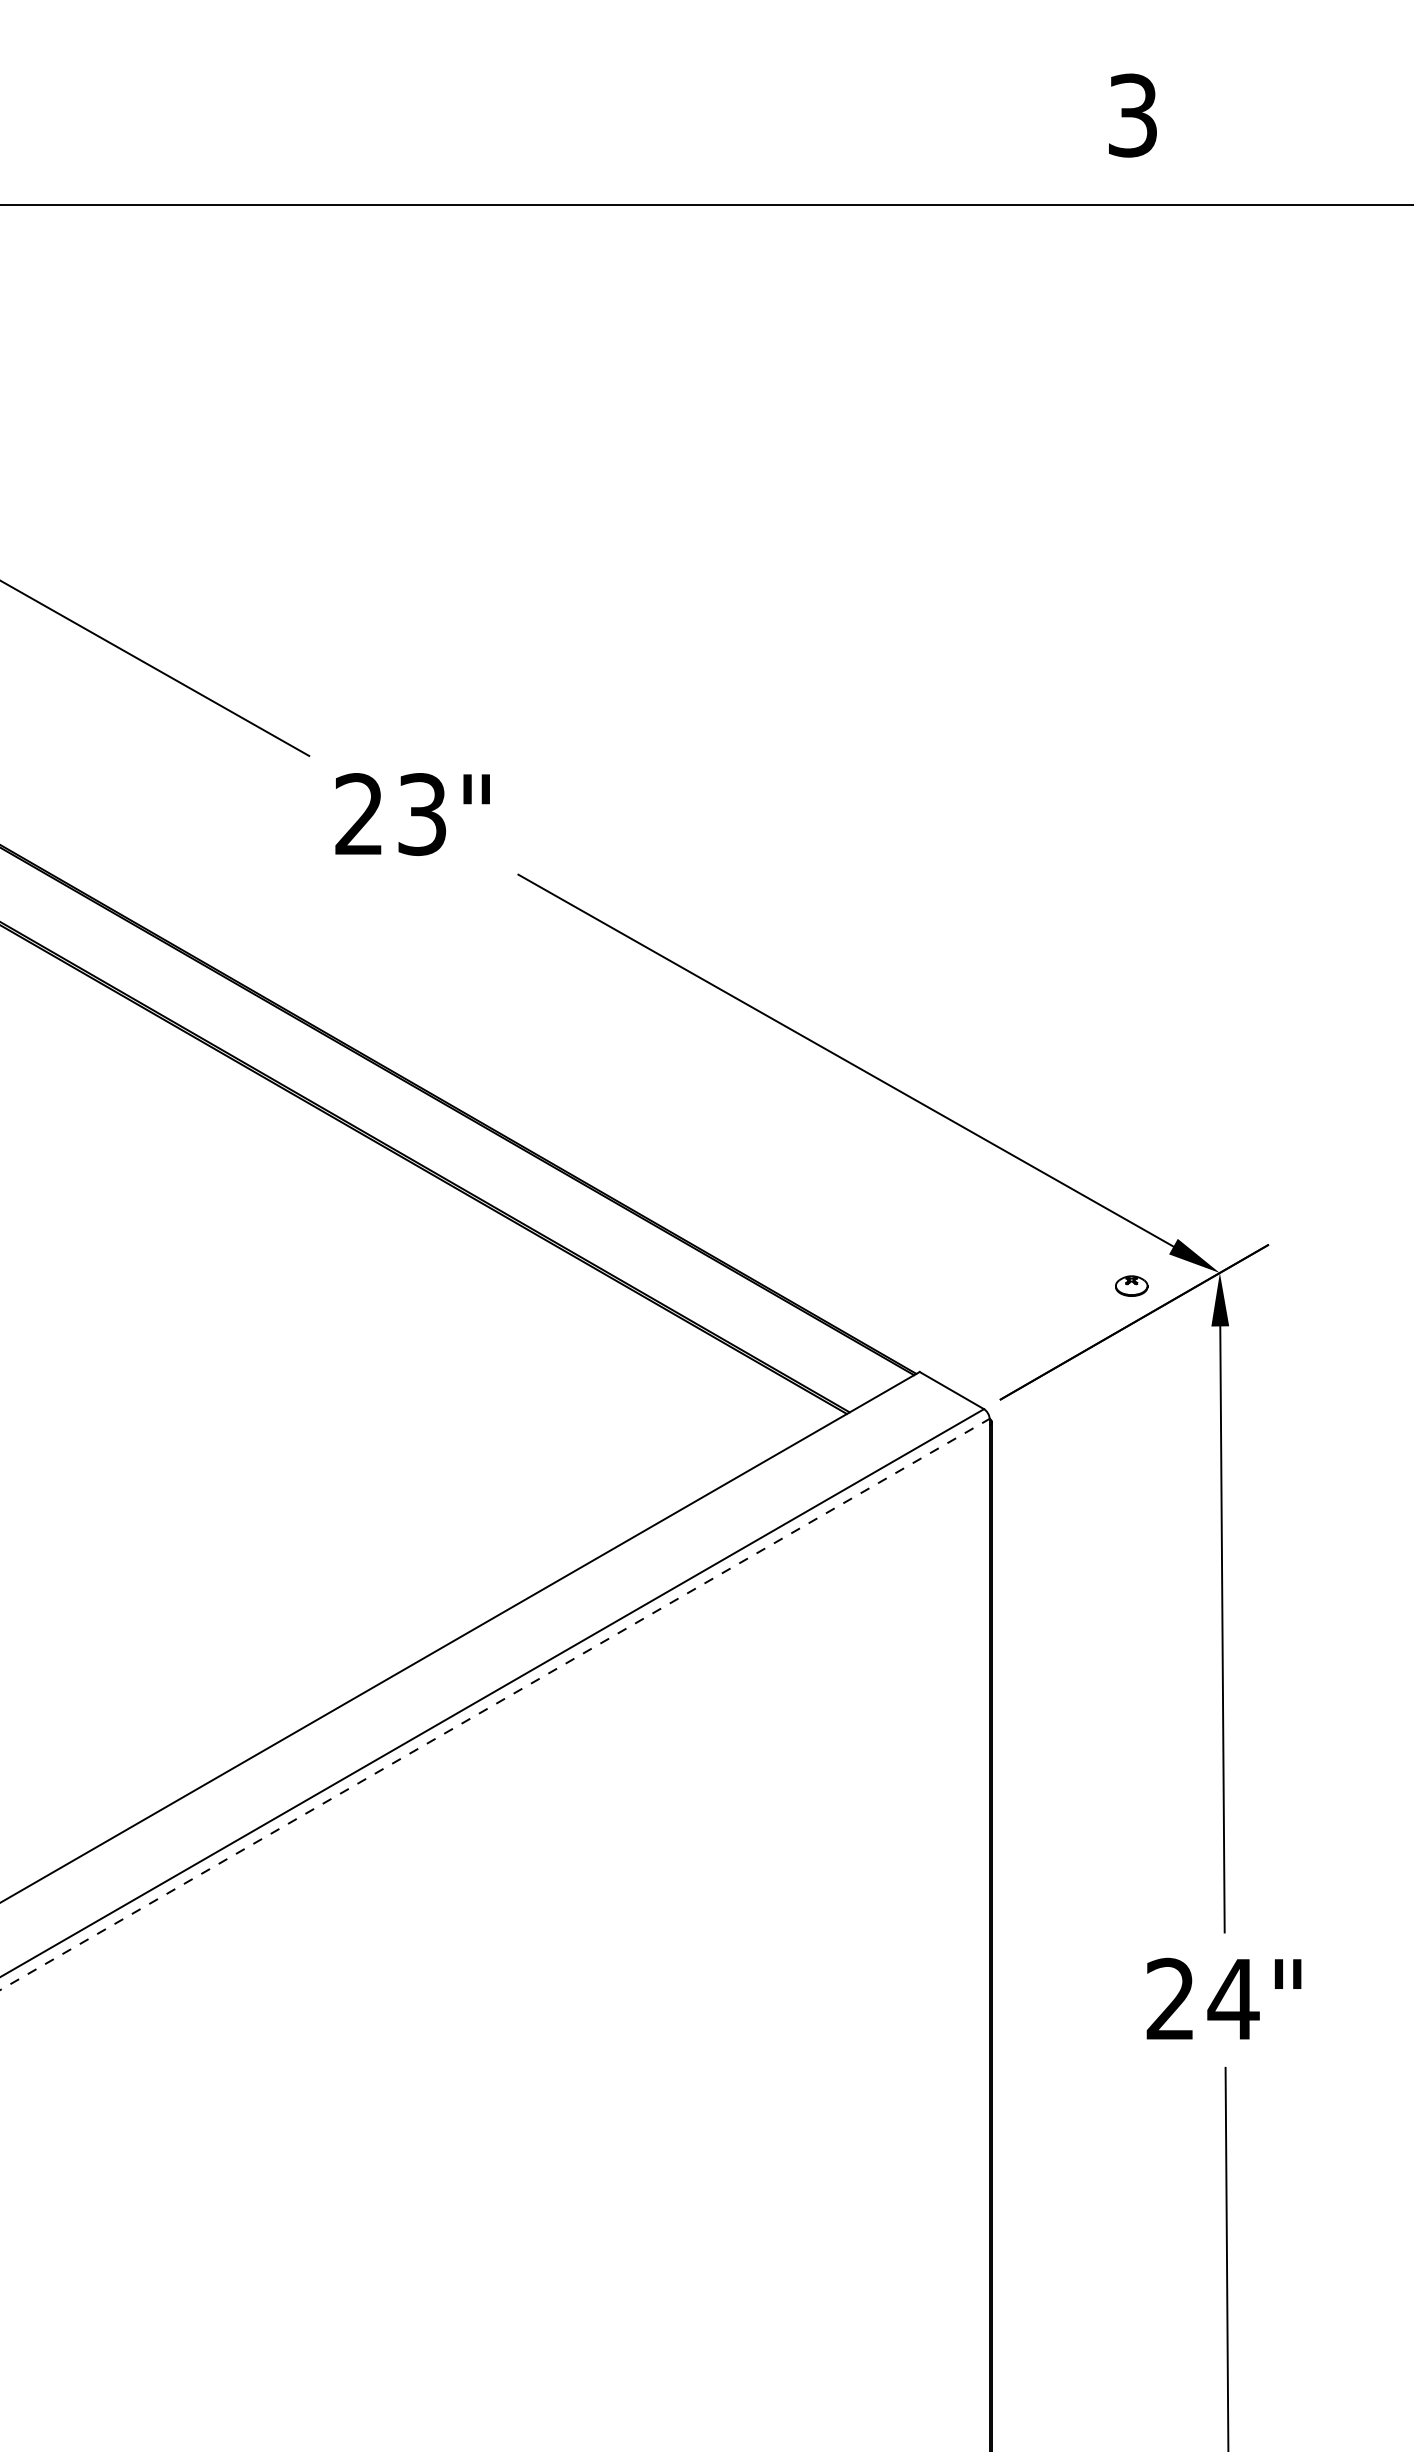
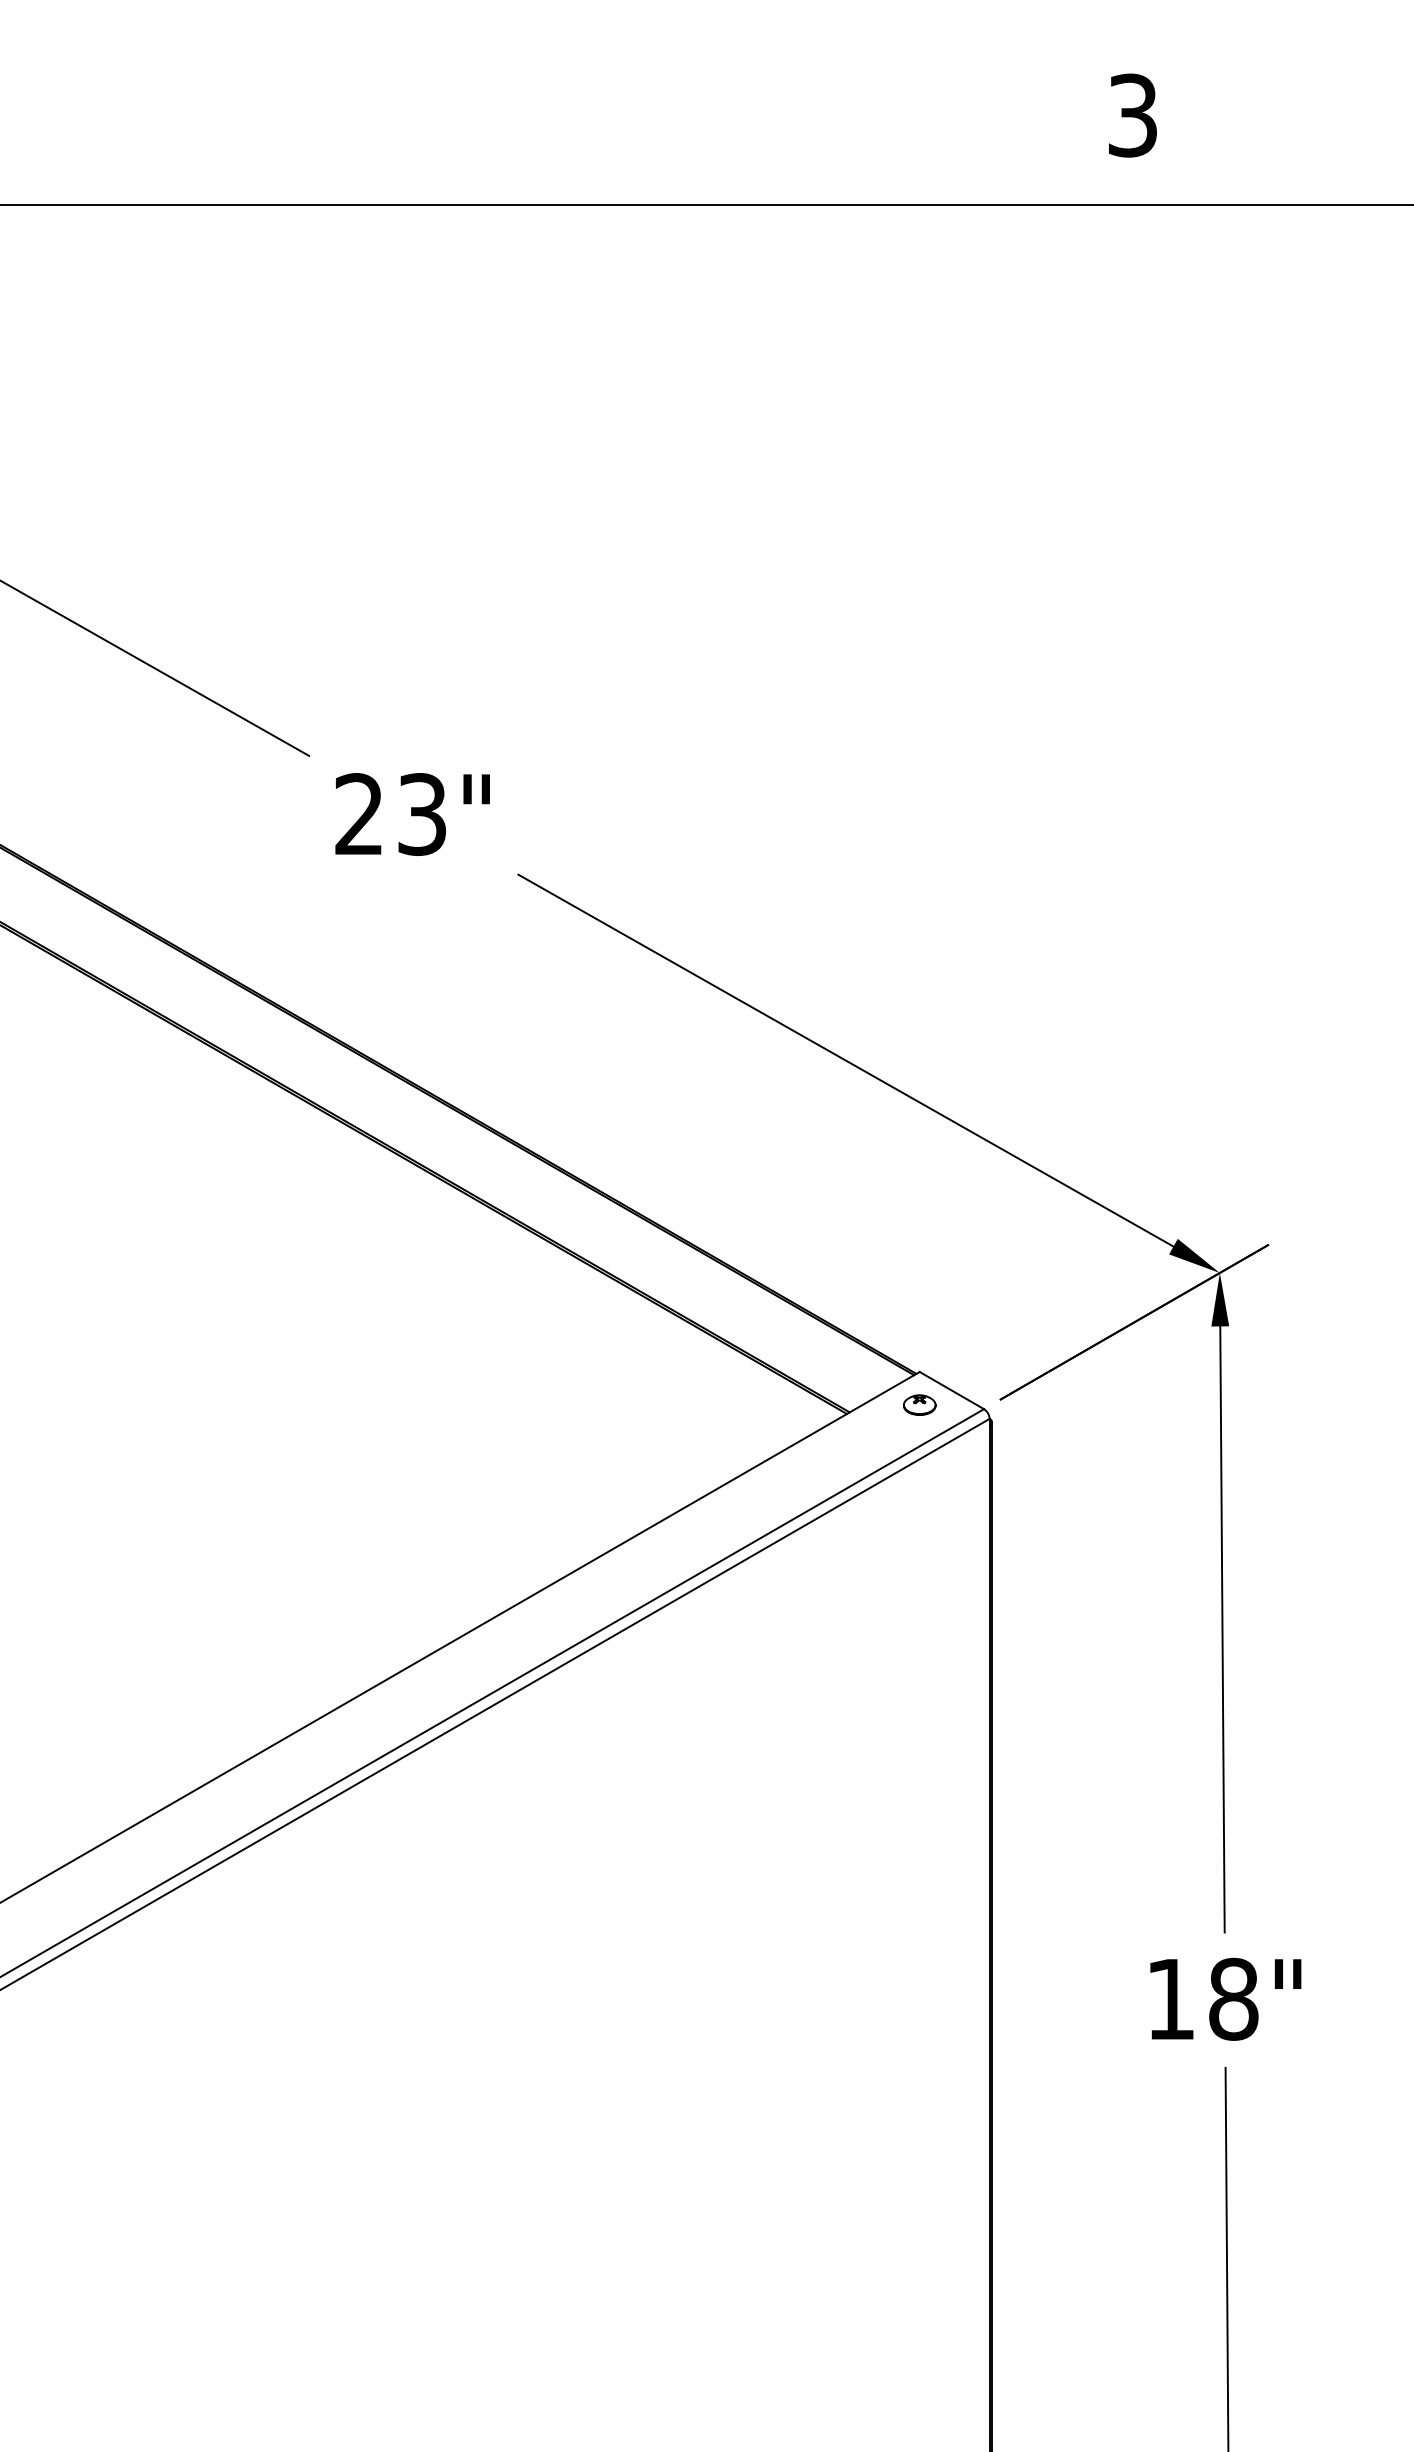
part position: (1131, 1285) -> (919, 1404) (919, 1404)
line: dashed -> solid (495, 1704)
text: 24" -> 18" (1202, 1998)
